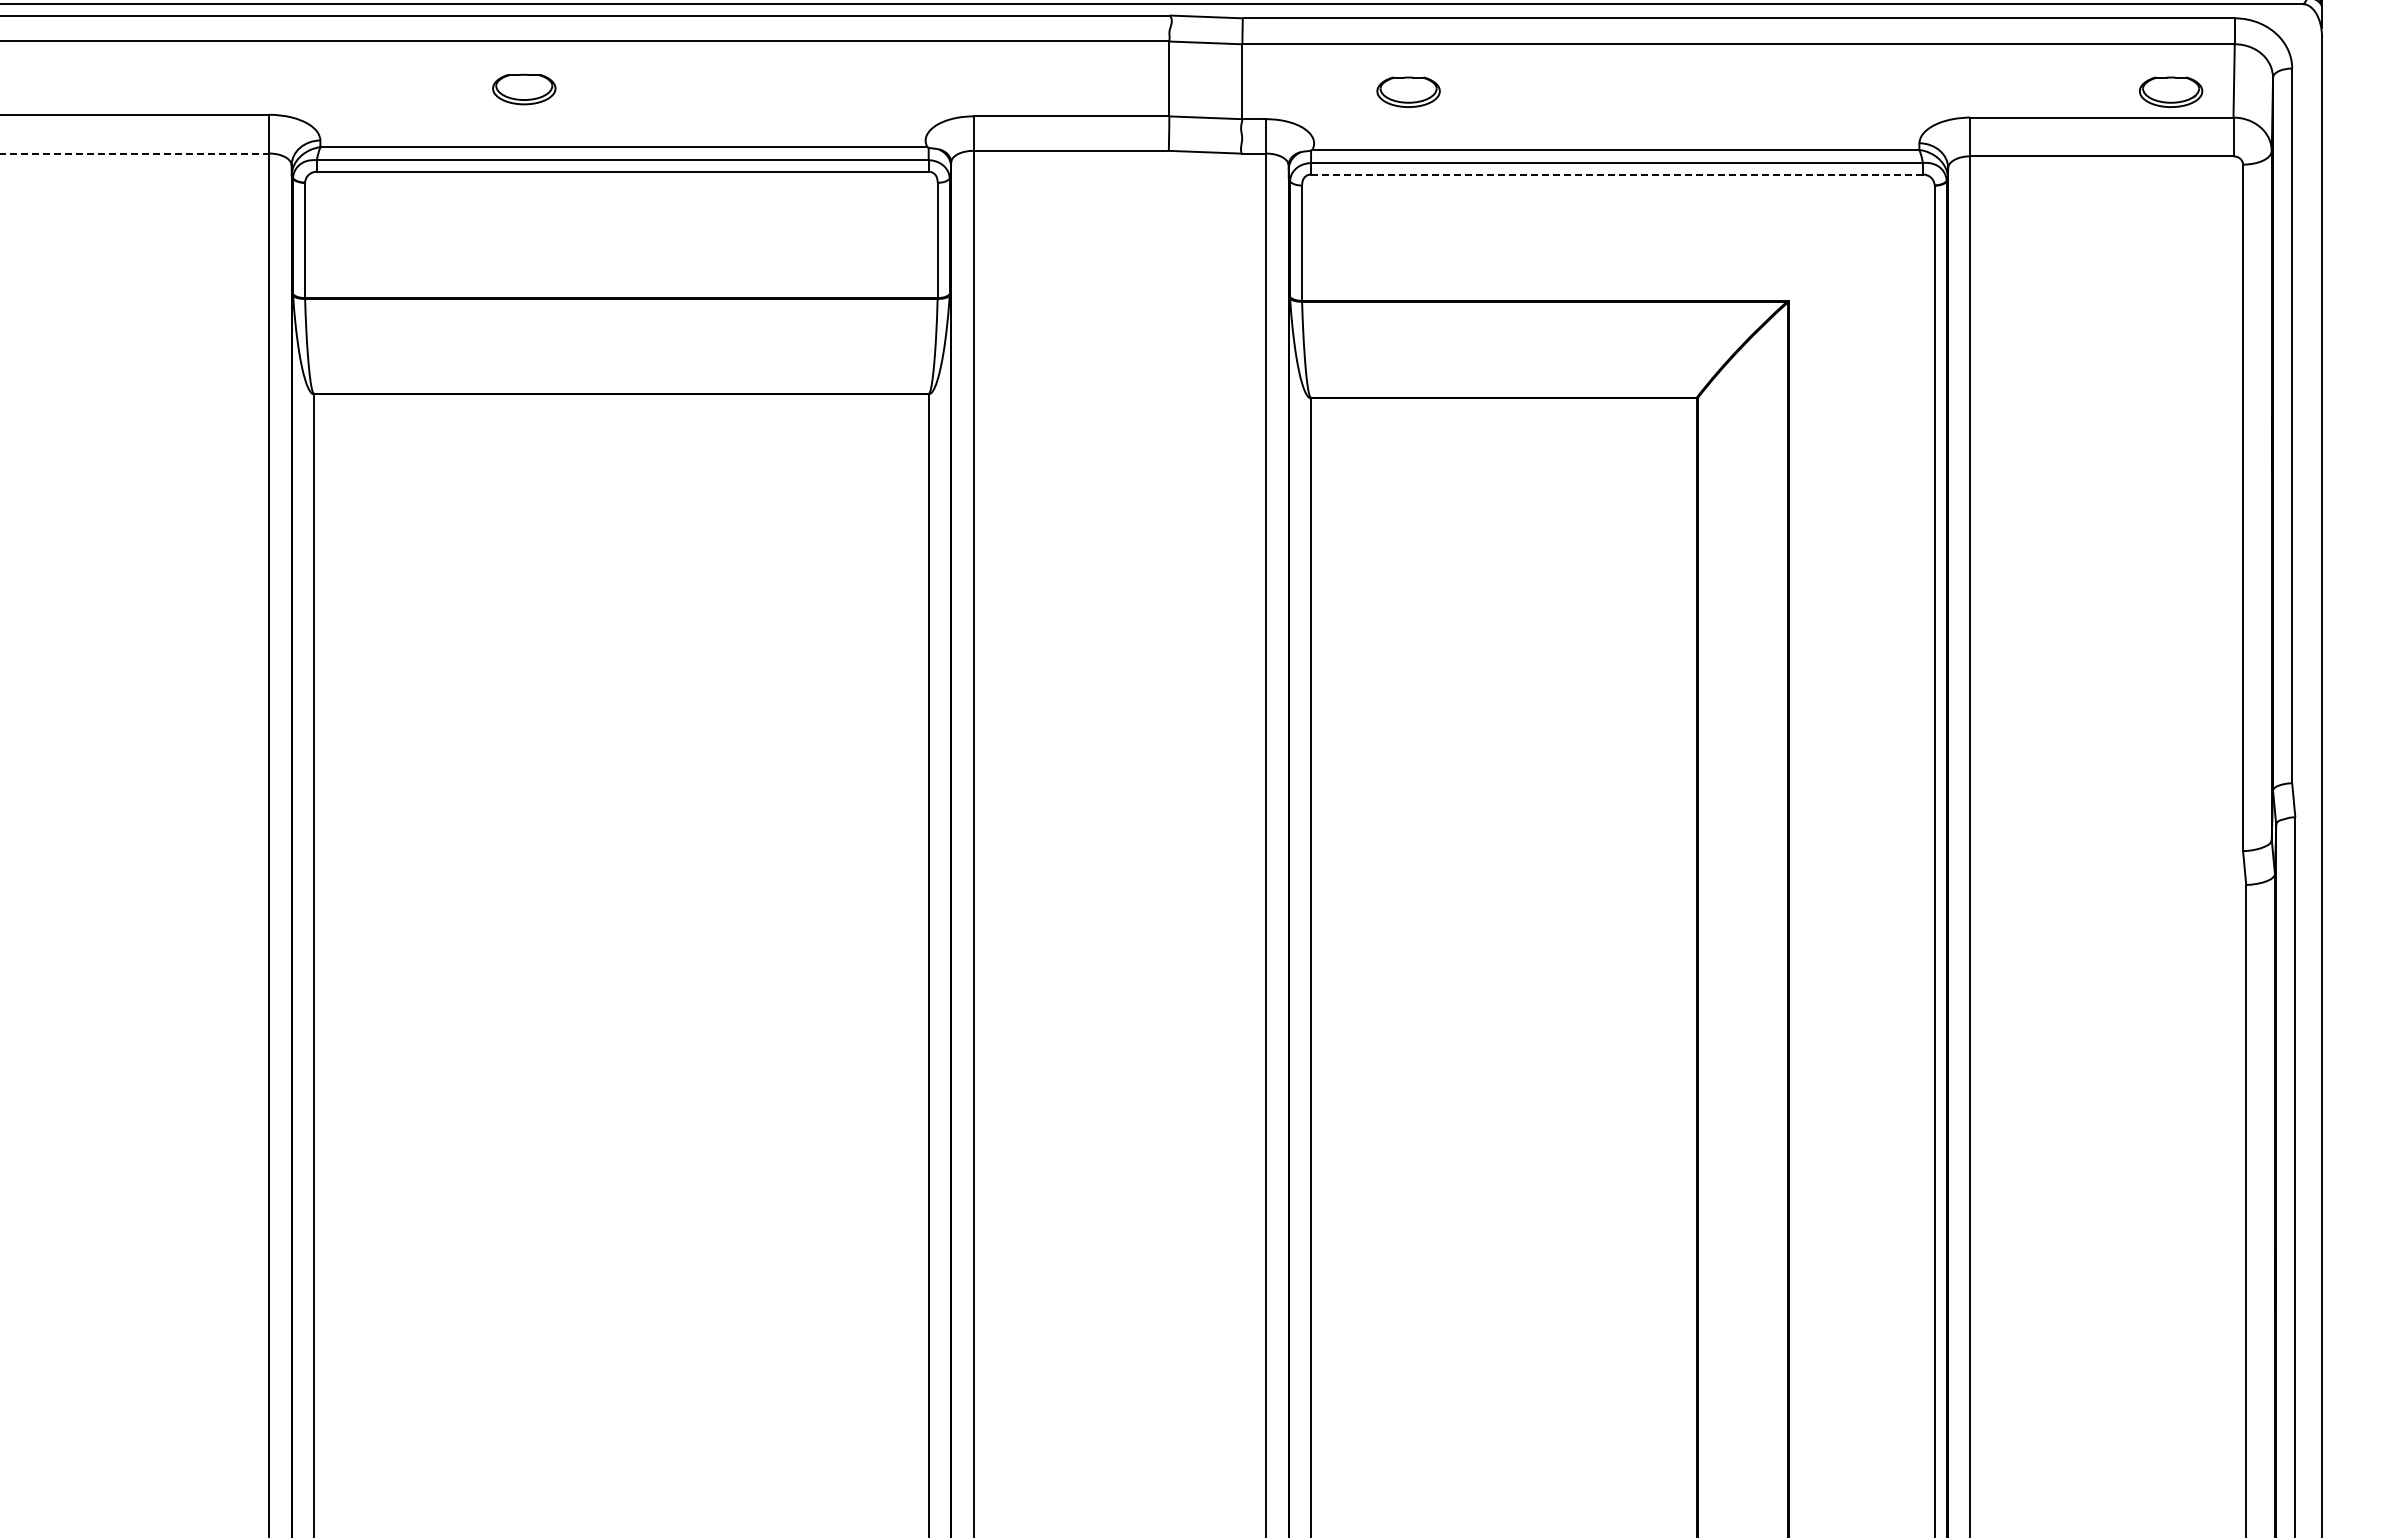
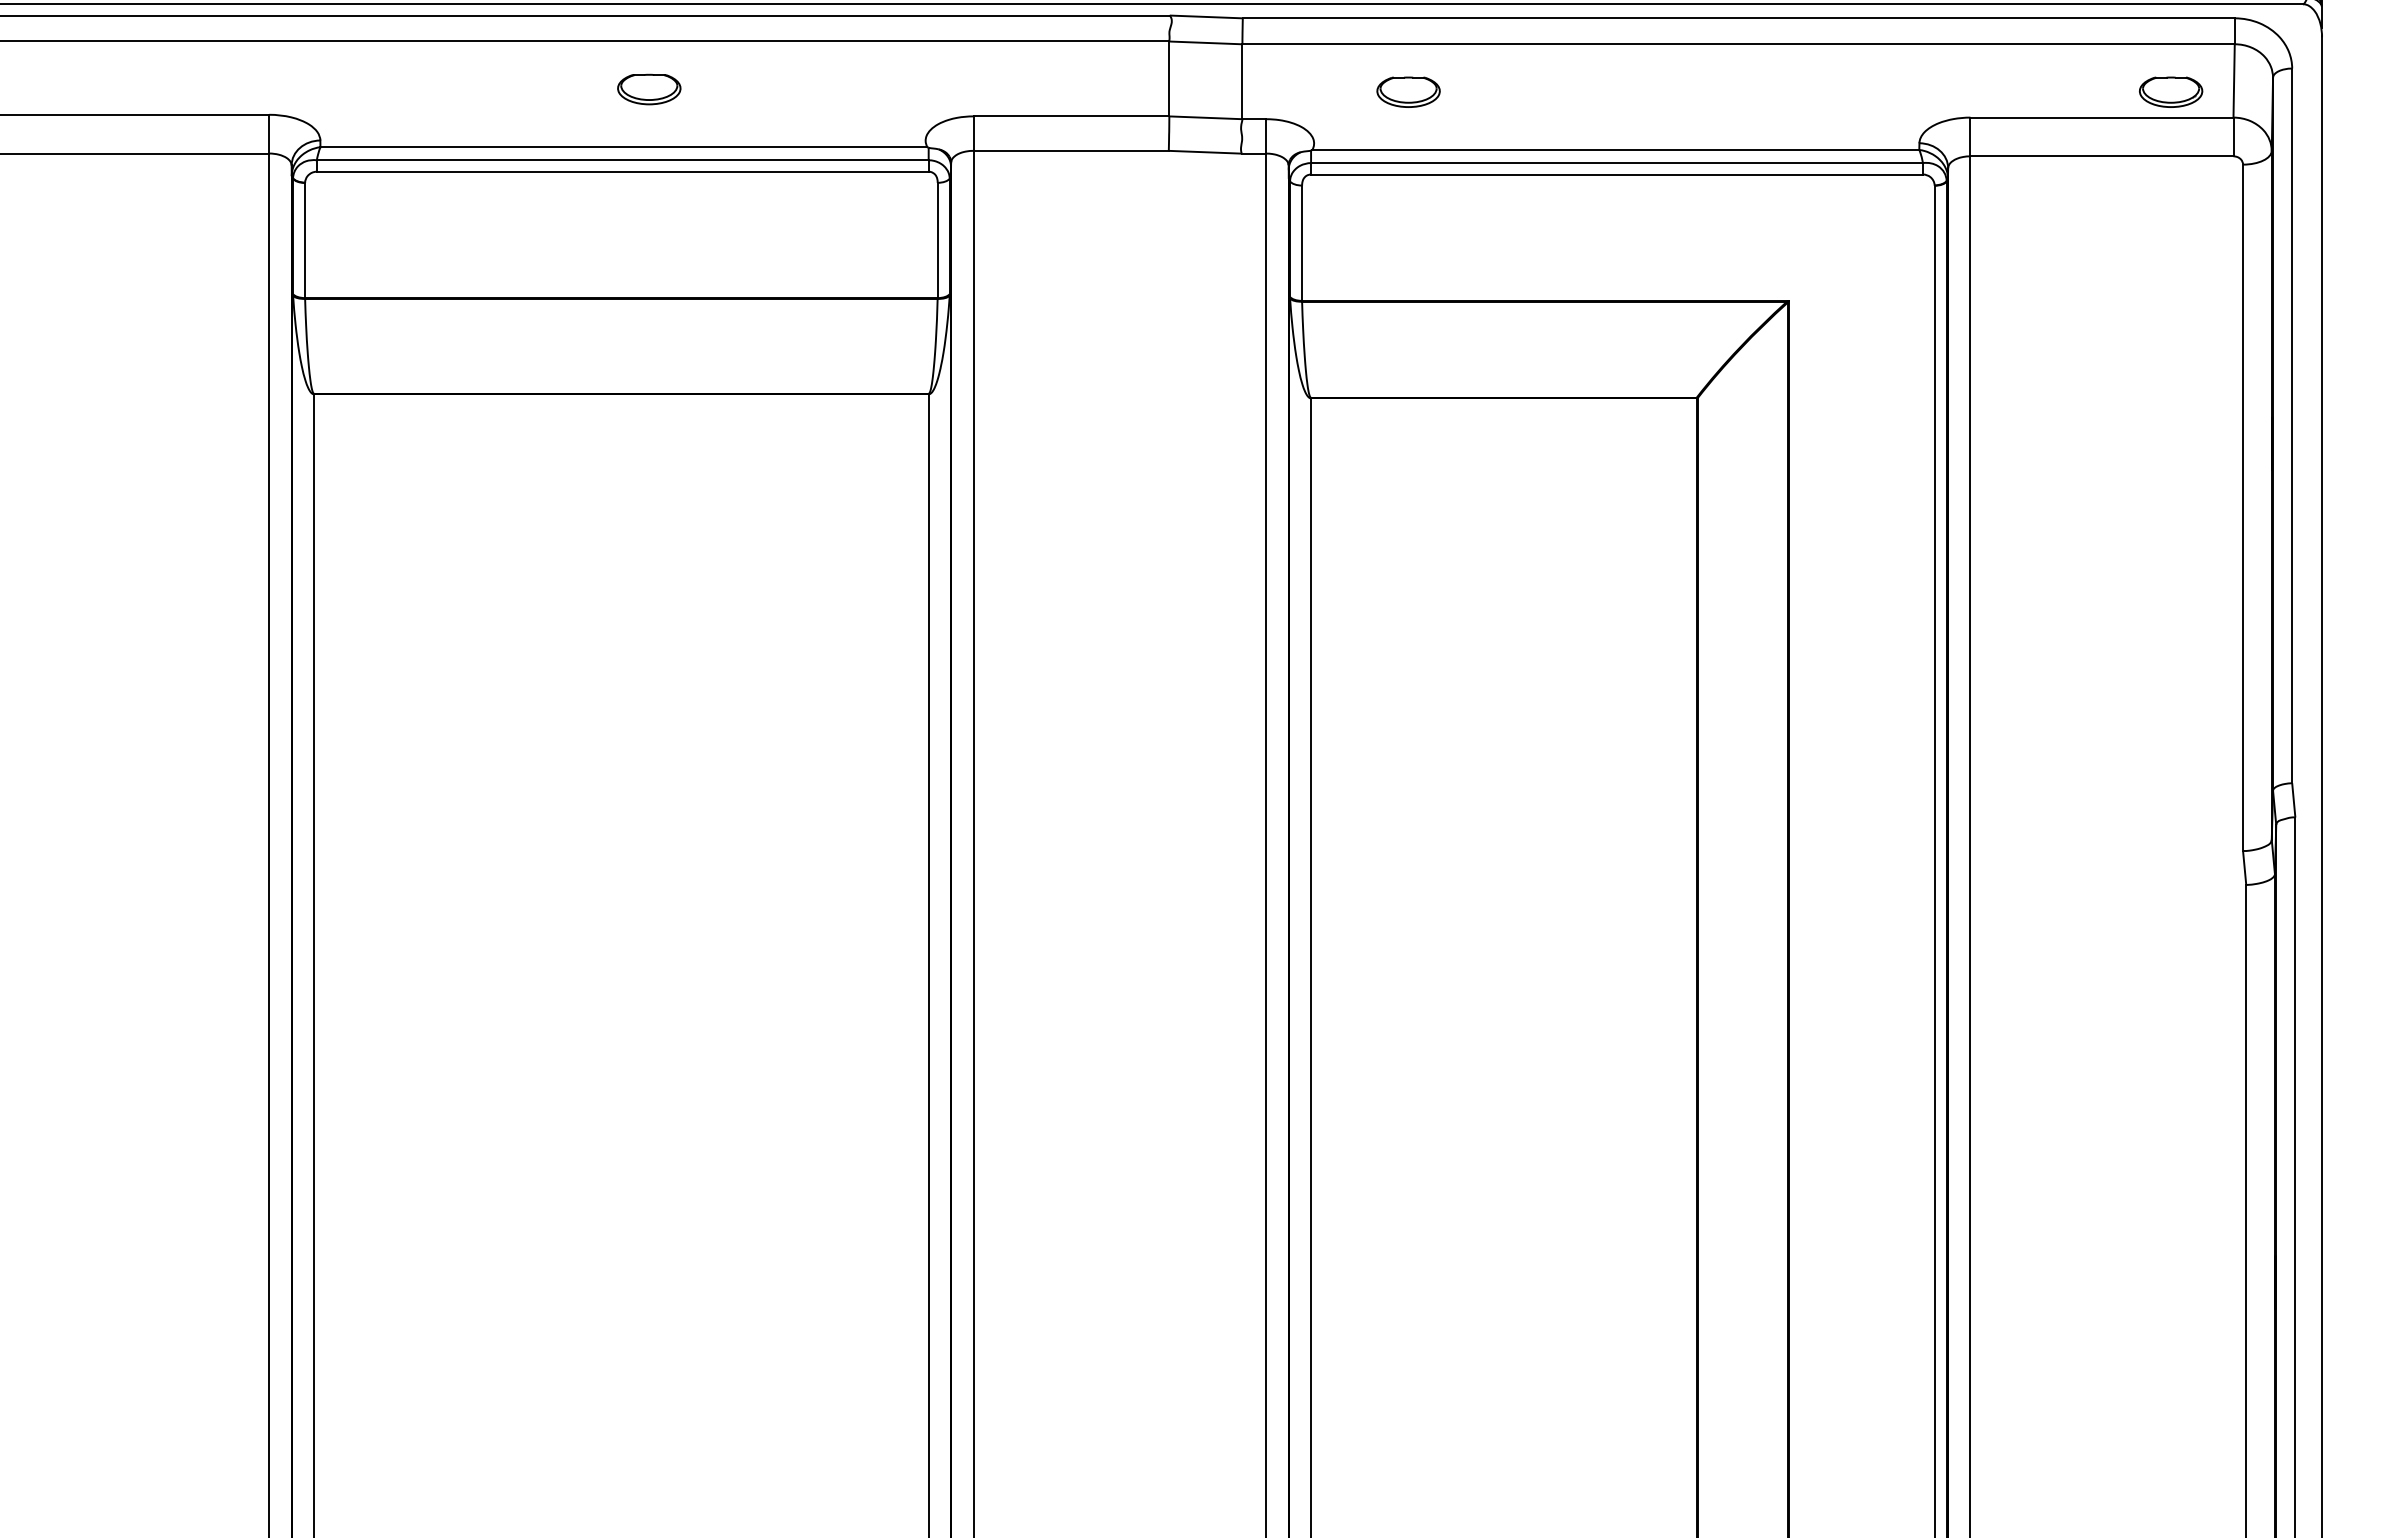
part position: (524, 89) -> (649, 89) (649, 89)
line: dashed -> solid (135, 153)
line: dashed -> solid (1617, 174)
